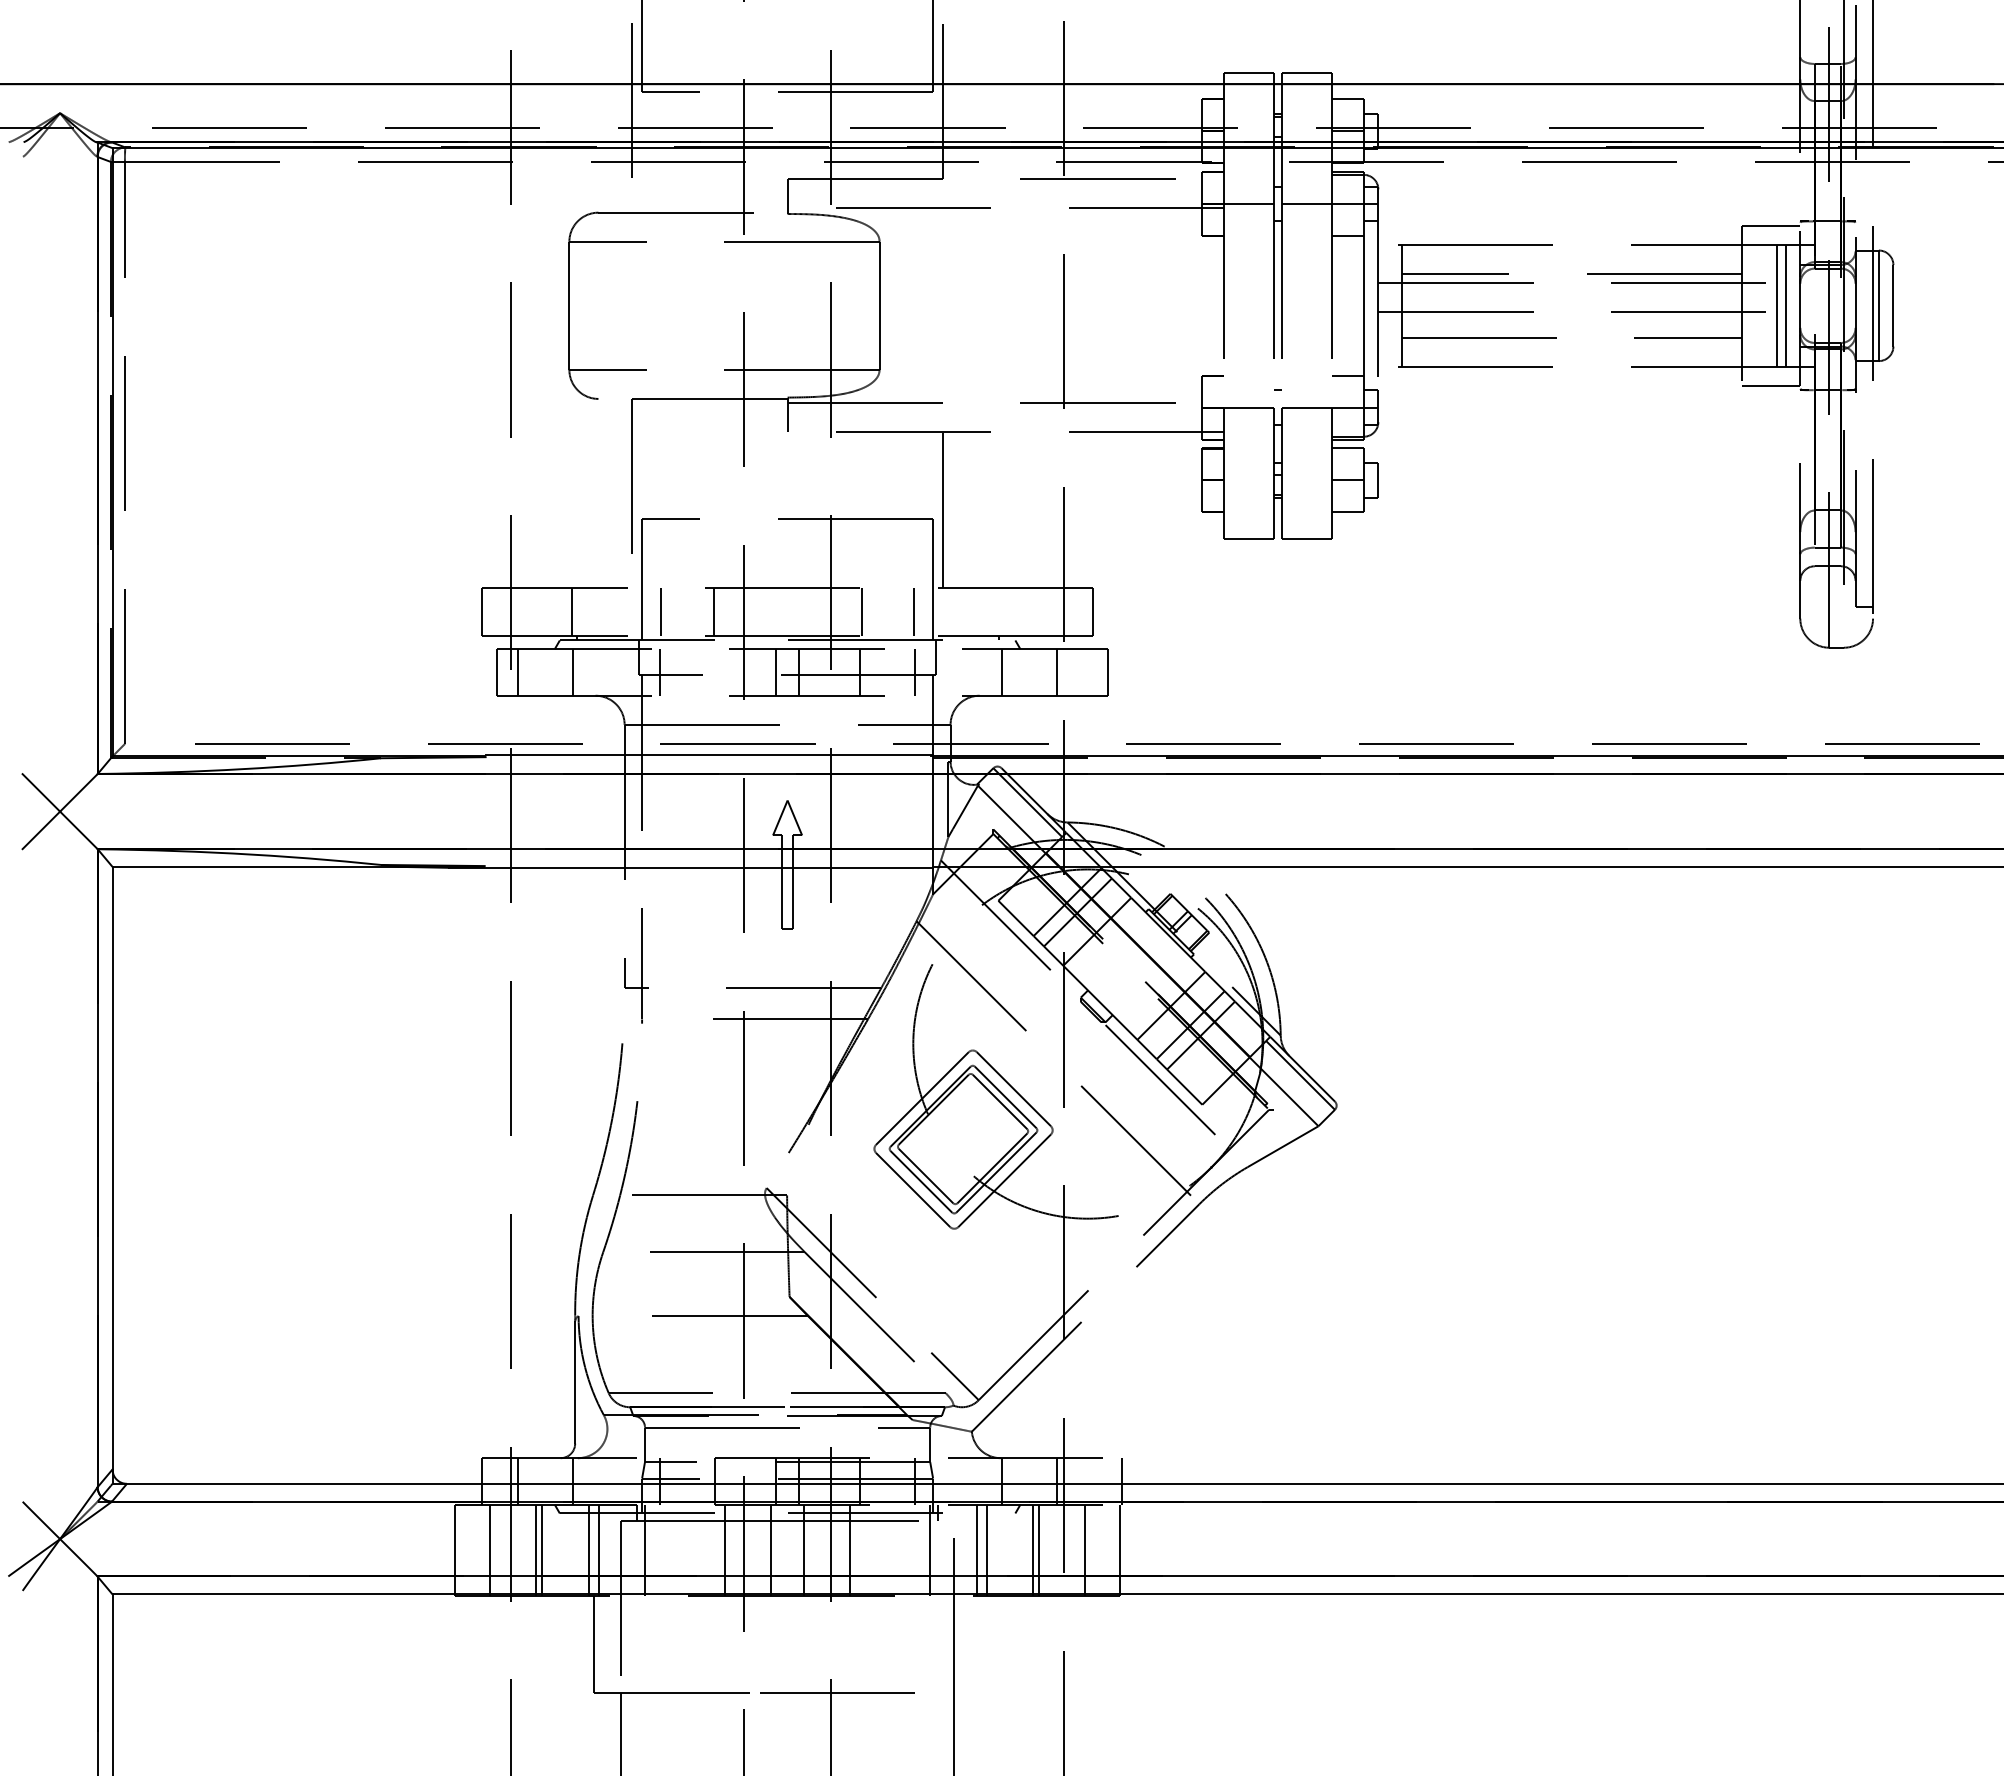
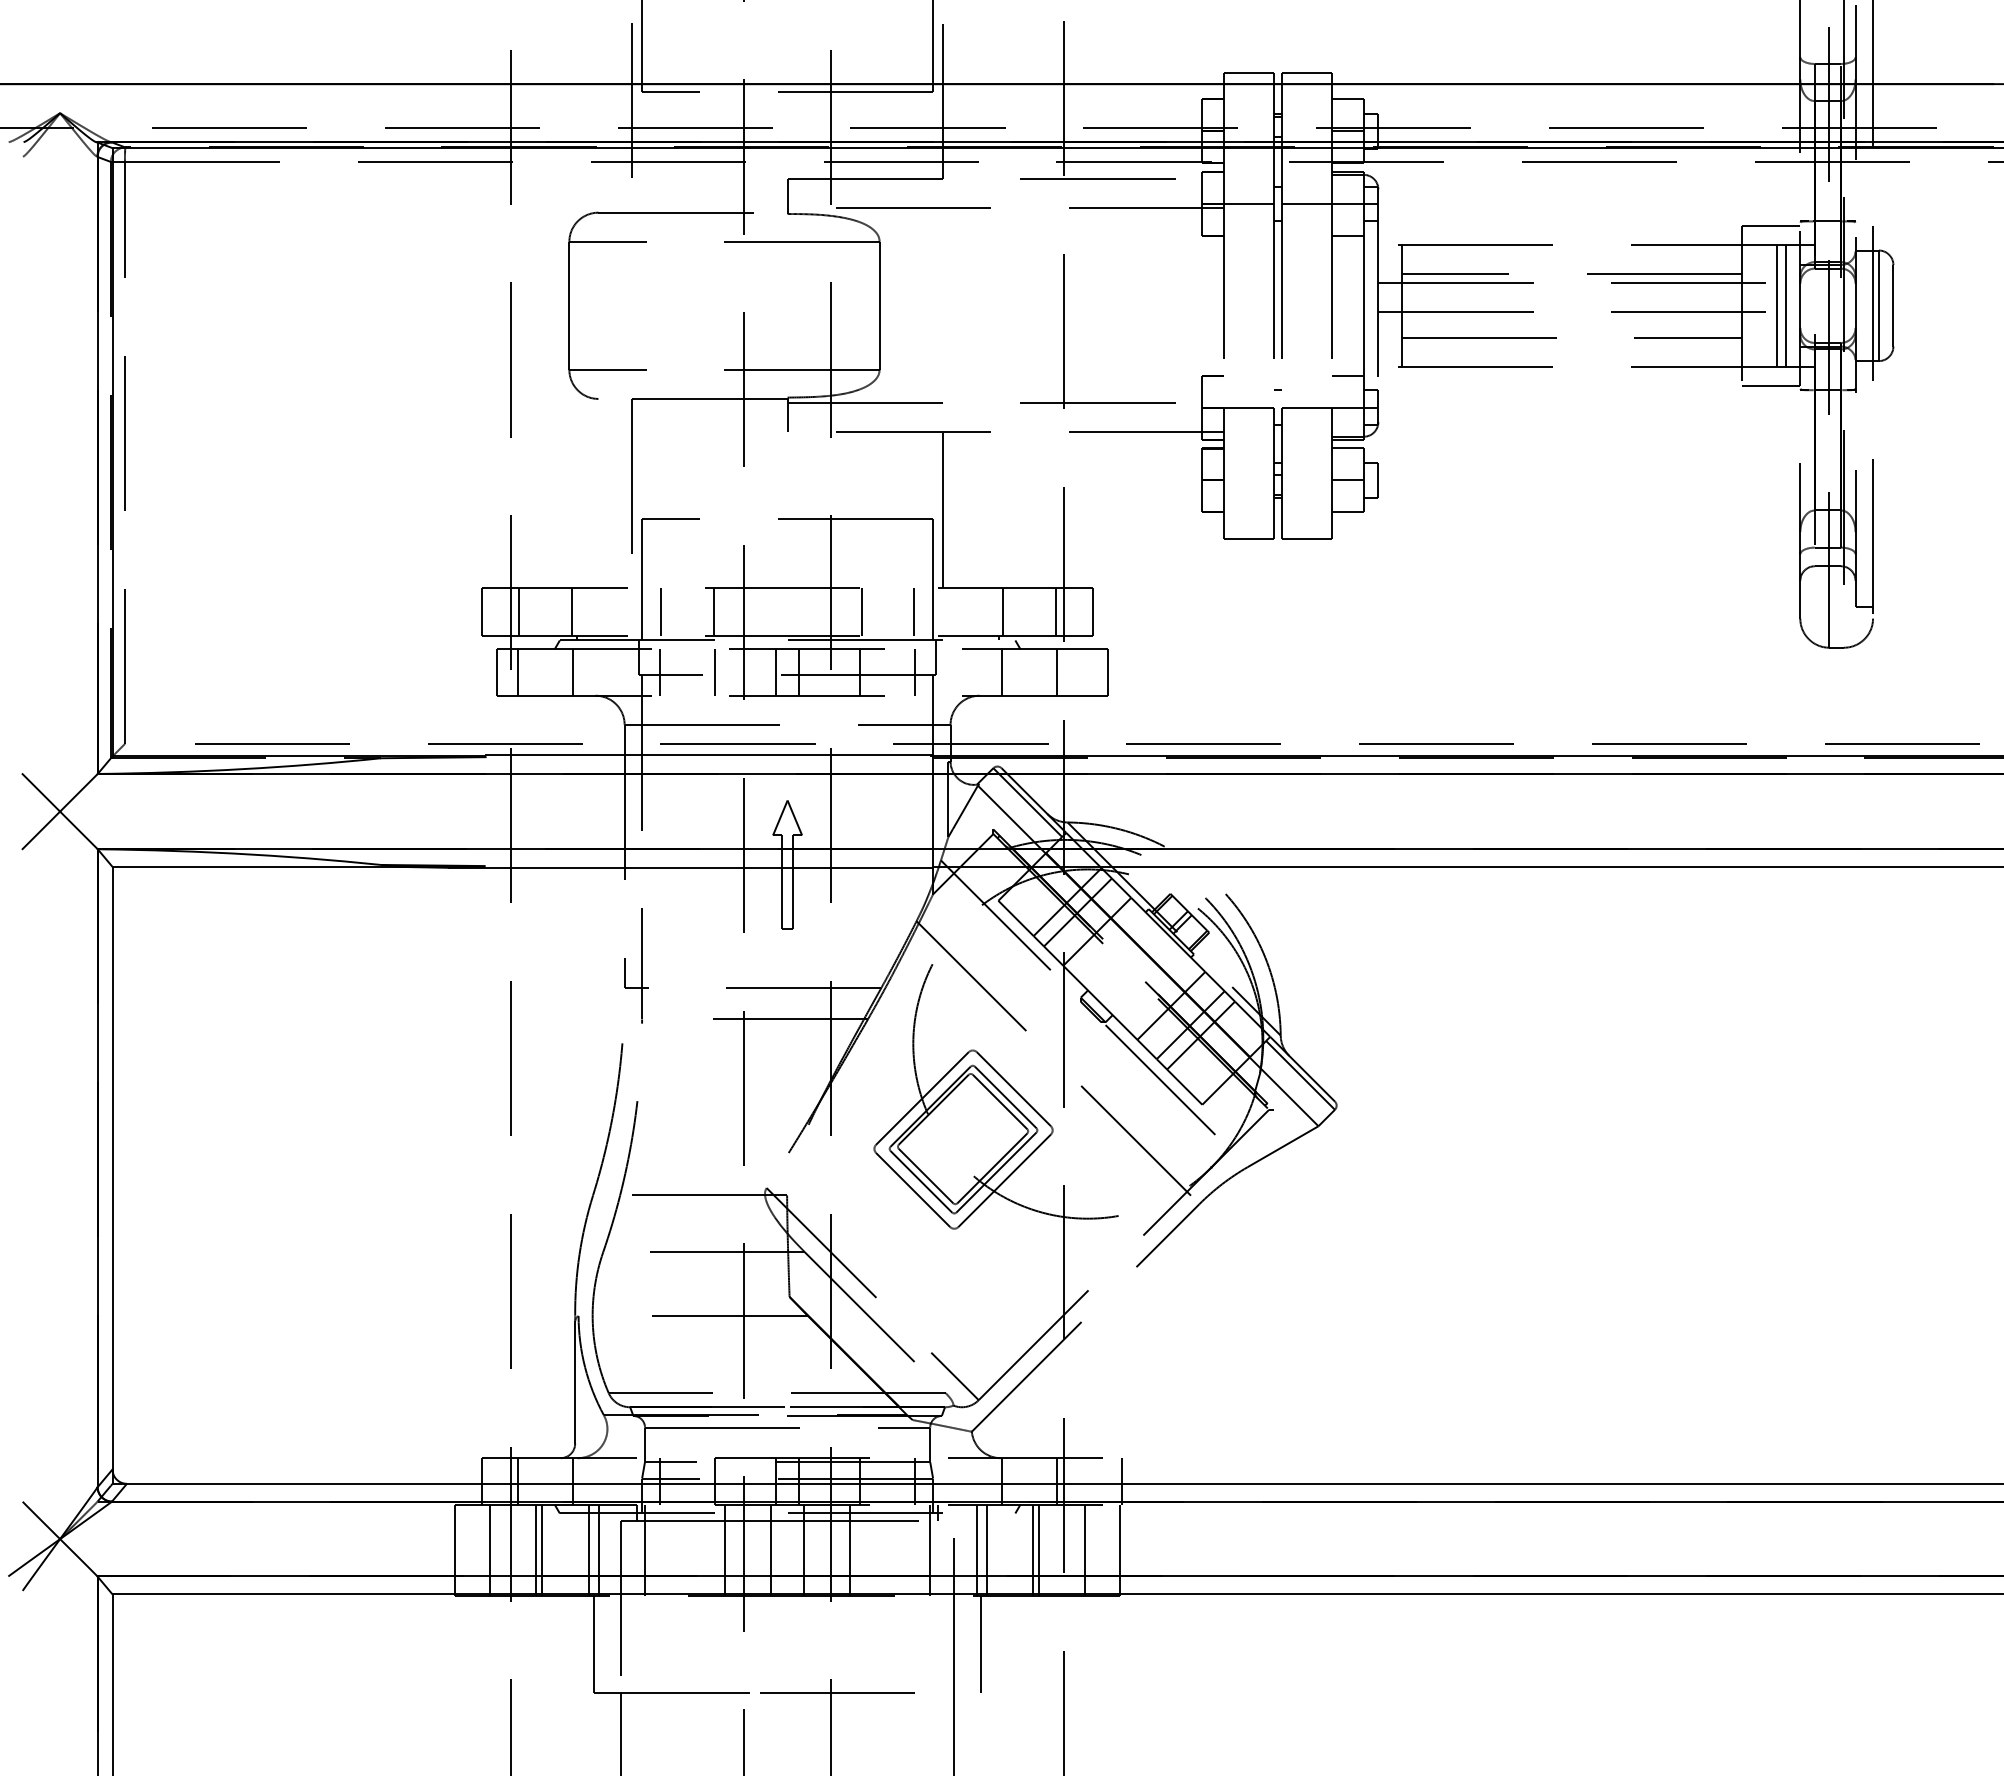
line: none -> present (519, 611)
line: none -> present (1003, 611)
line: none -> present (1055, 611)
line: none -> present (714, 672)
line: none -> present (980, 1644)
